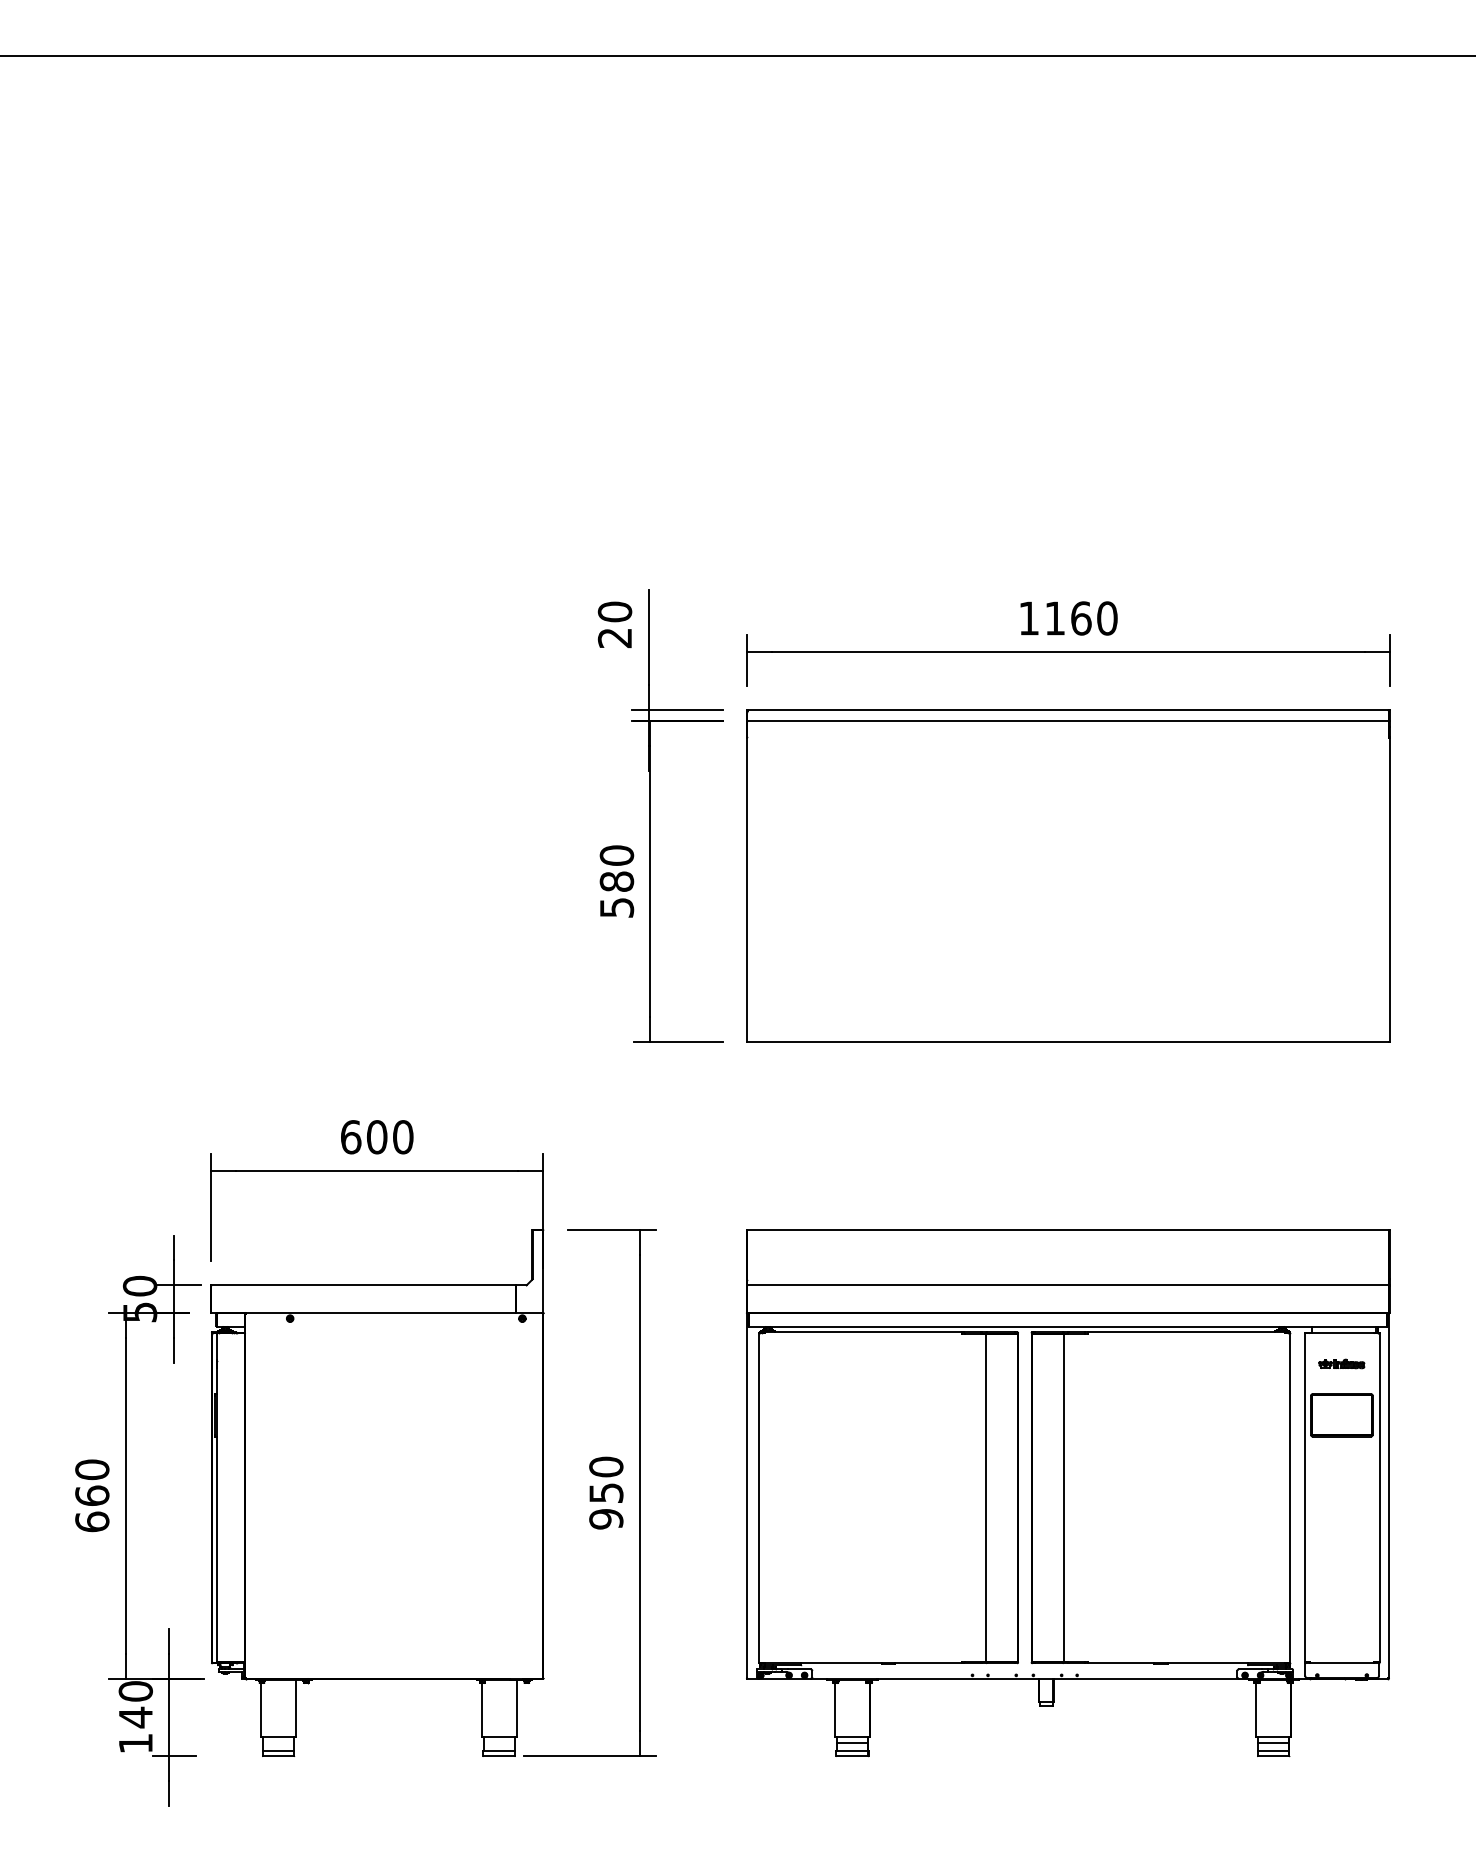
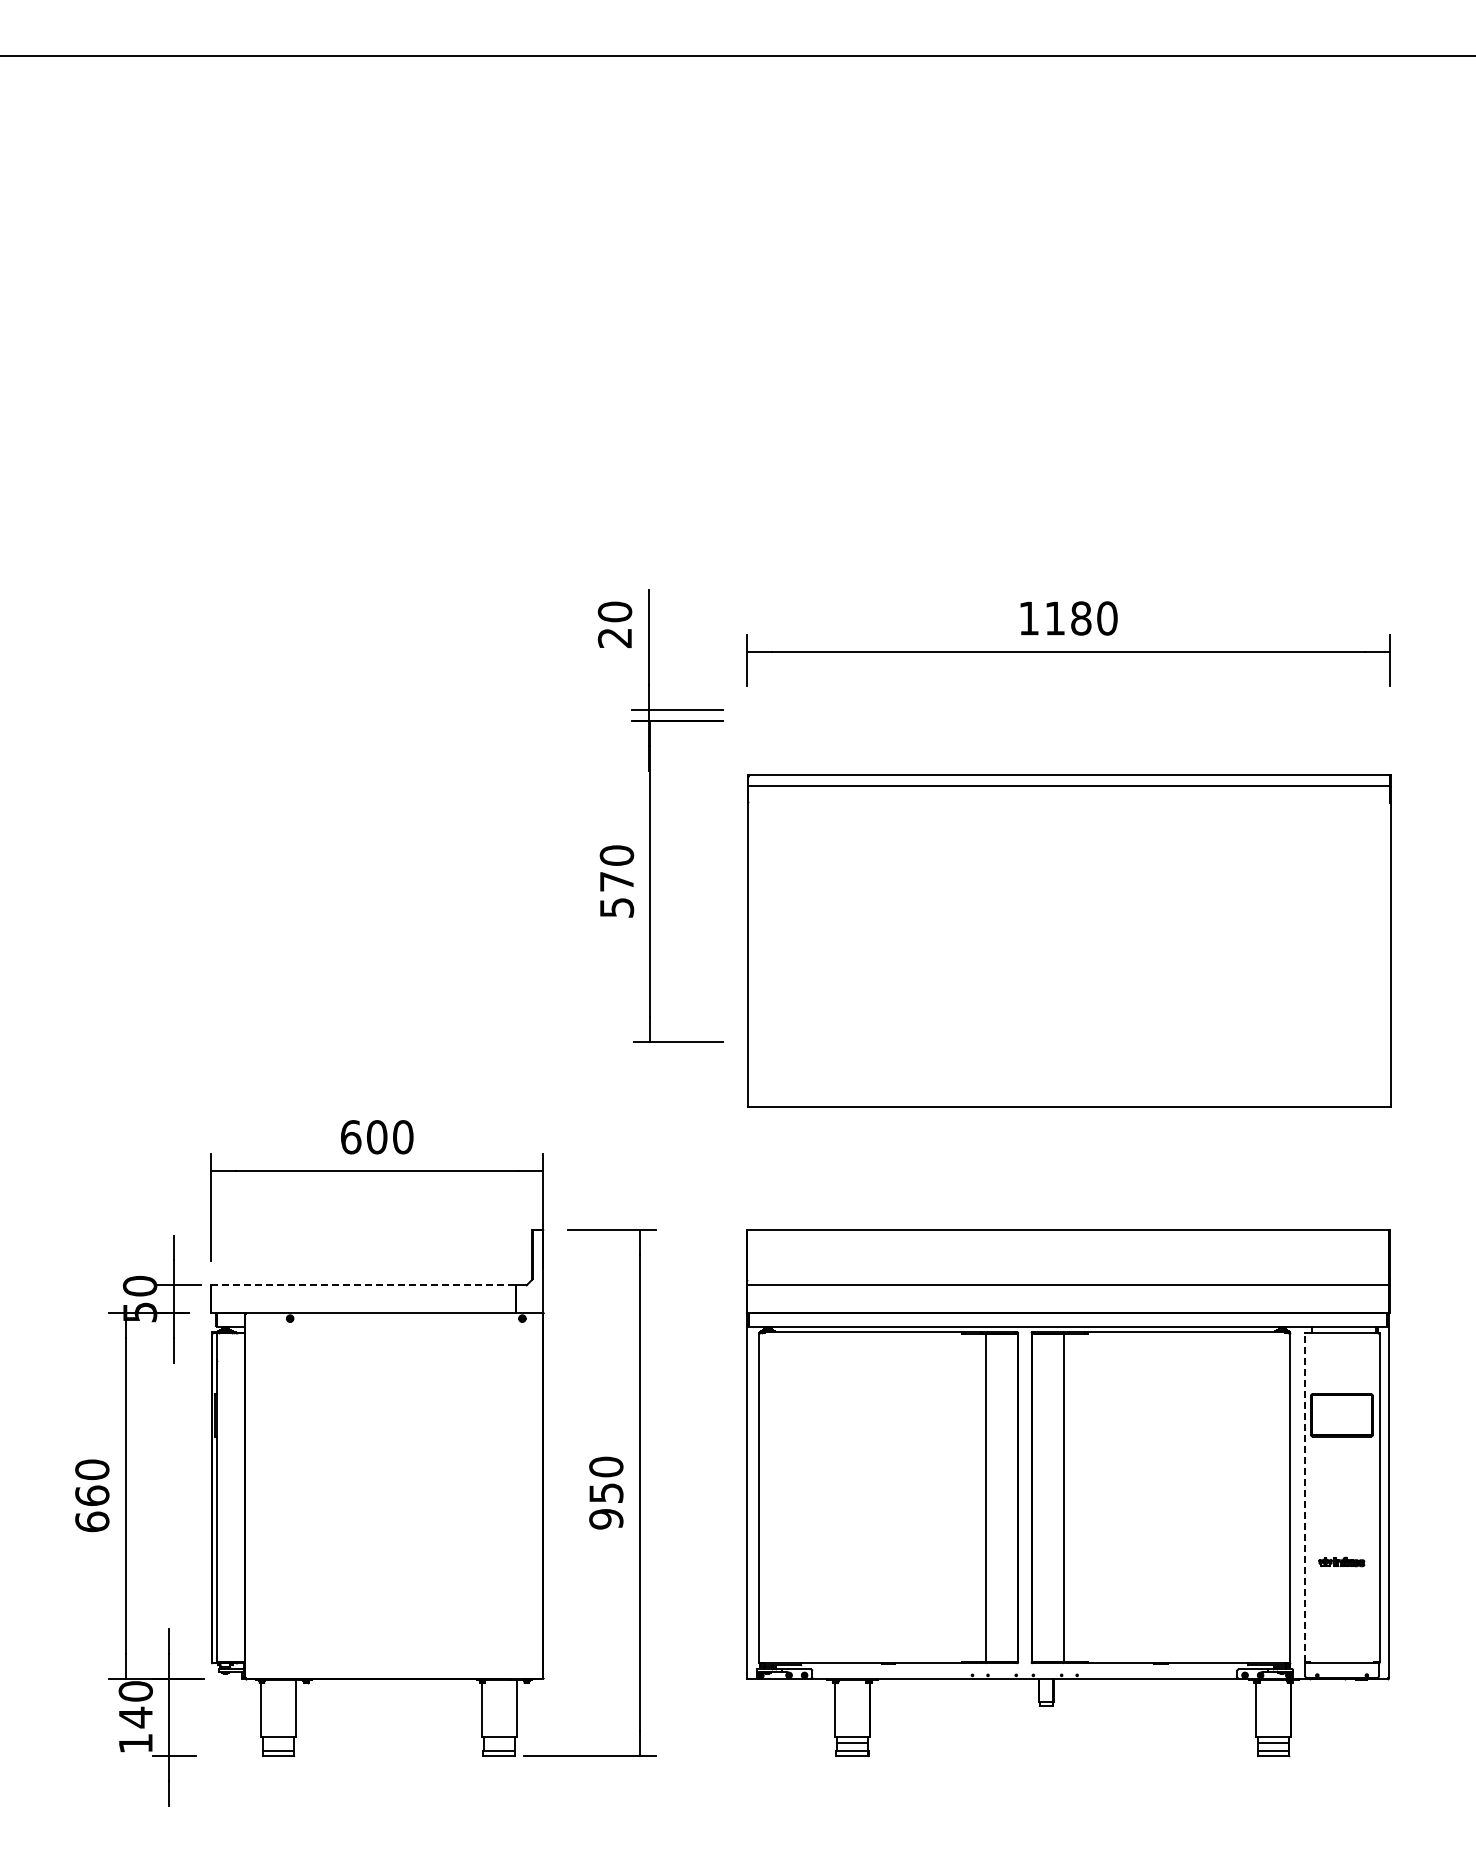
text: 1160 -> 1180 (1081, 618)
part position: (1068, 875) -> (1069, 940) (1069, 940)
text: 580 -> 570 (616, 881)
line: solid -> dashed (364, 1285)
part position: (1341, 1363) -> (1341, 1561) (1341, 1561)
line: solid -> dashed (1304, 1497)
